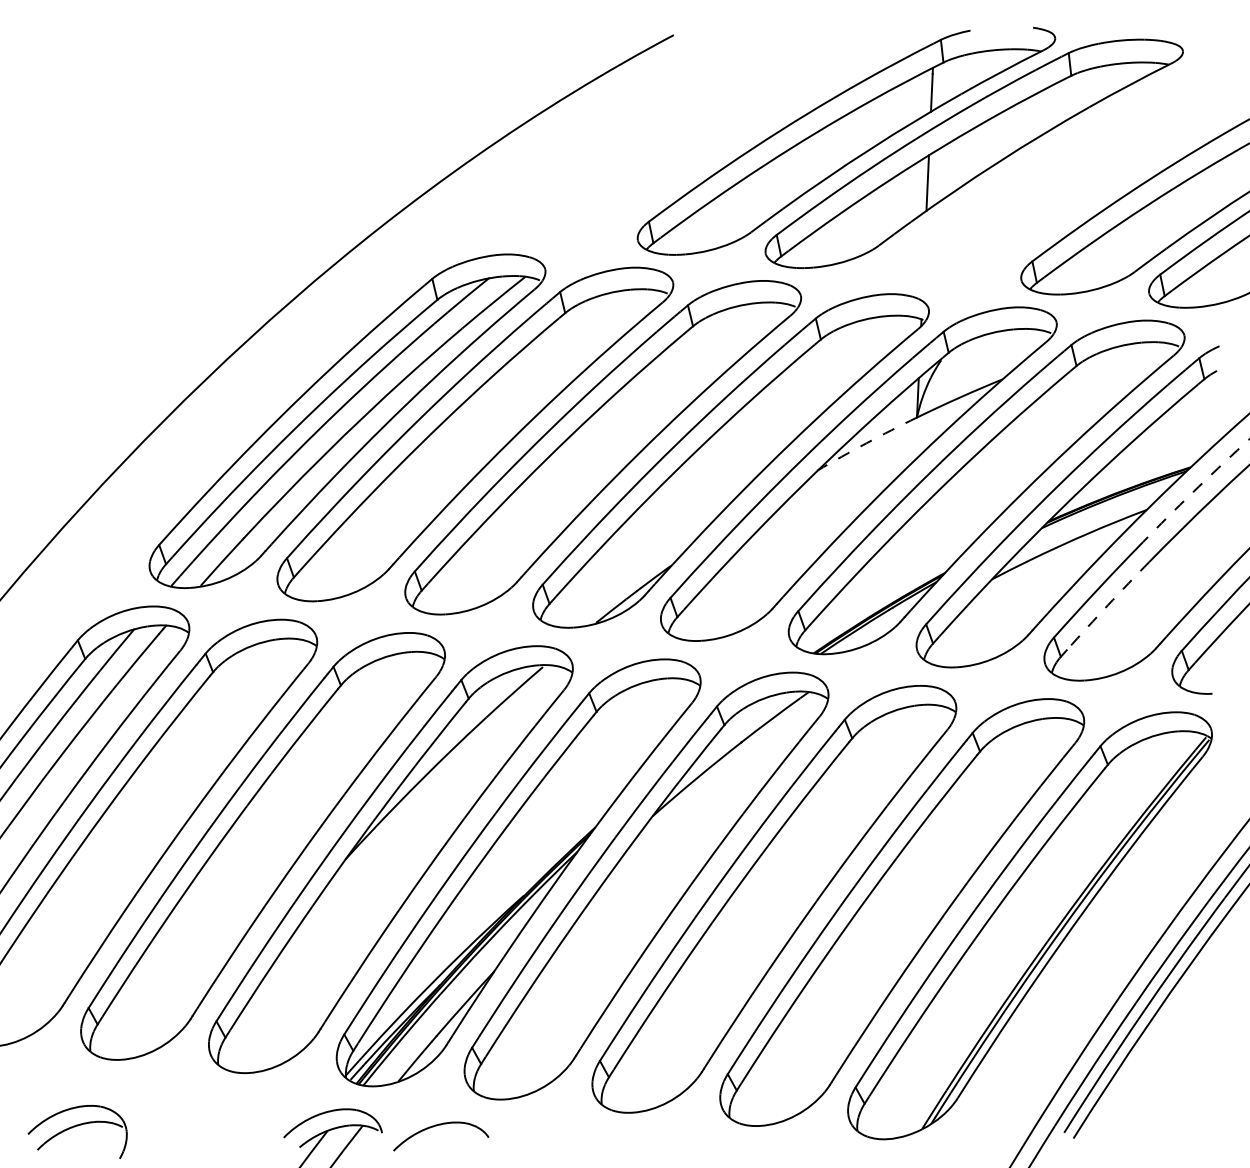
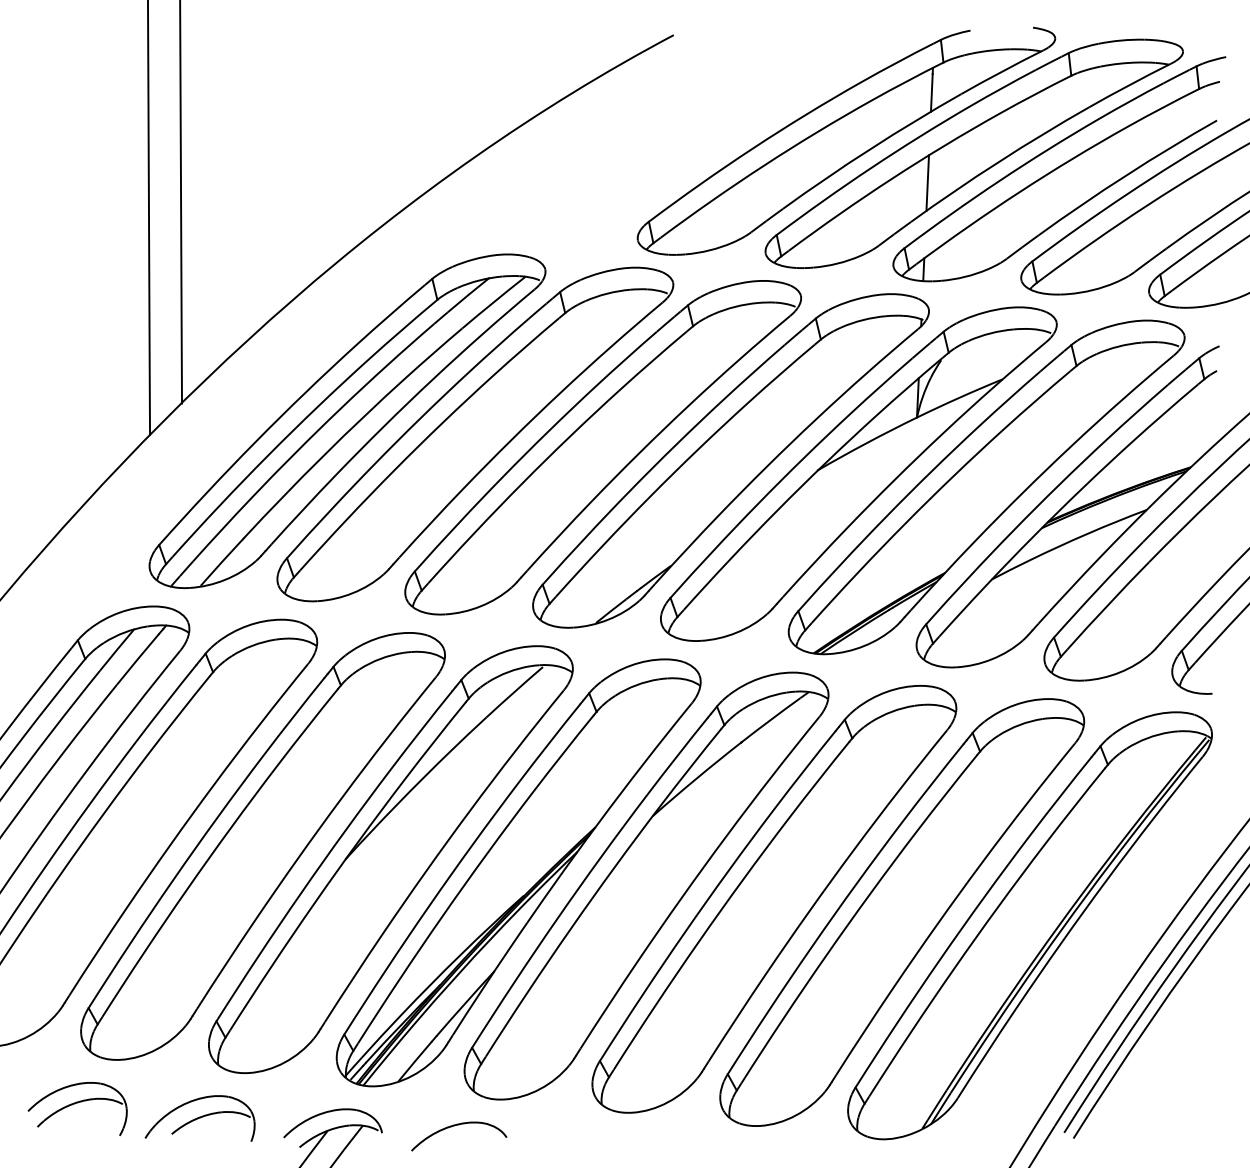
part: none -> present (1059, 169)
line: none -> present (181, 202)
line: none -> present (149, 218)
arc: dashed -> solid (866, 443)
arc: dashed -> solid (1195, 489)
arc: dashed -> solid (1107, 605)
part: none -> present (199, 1118)
part position: (441, 1125) -> (459, 1125) (459, 1125)
part position: (77, 1131) -> (77, 1108) (77, 1108)
